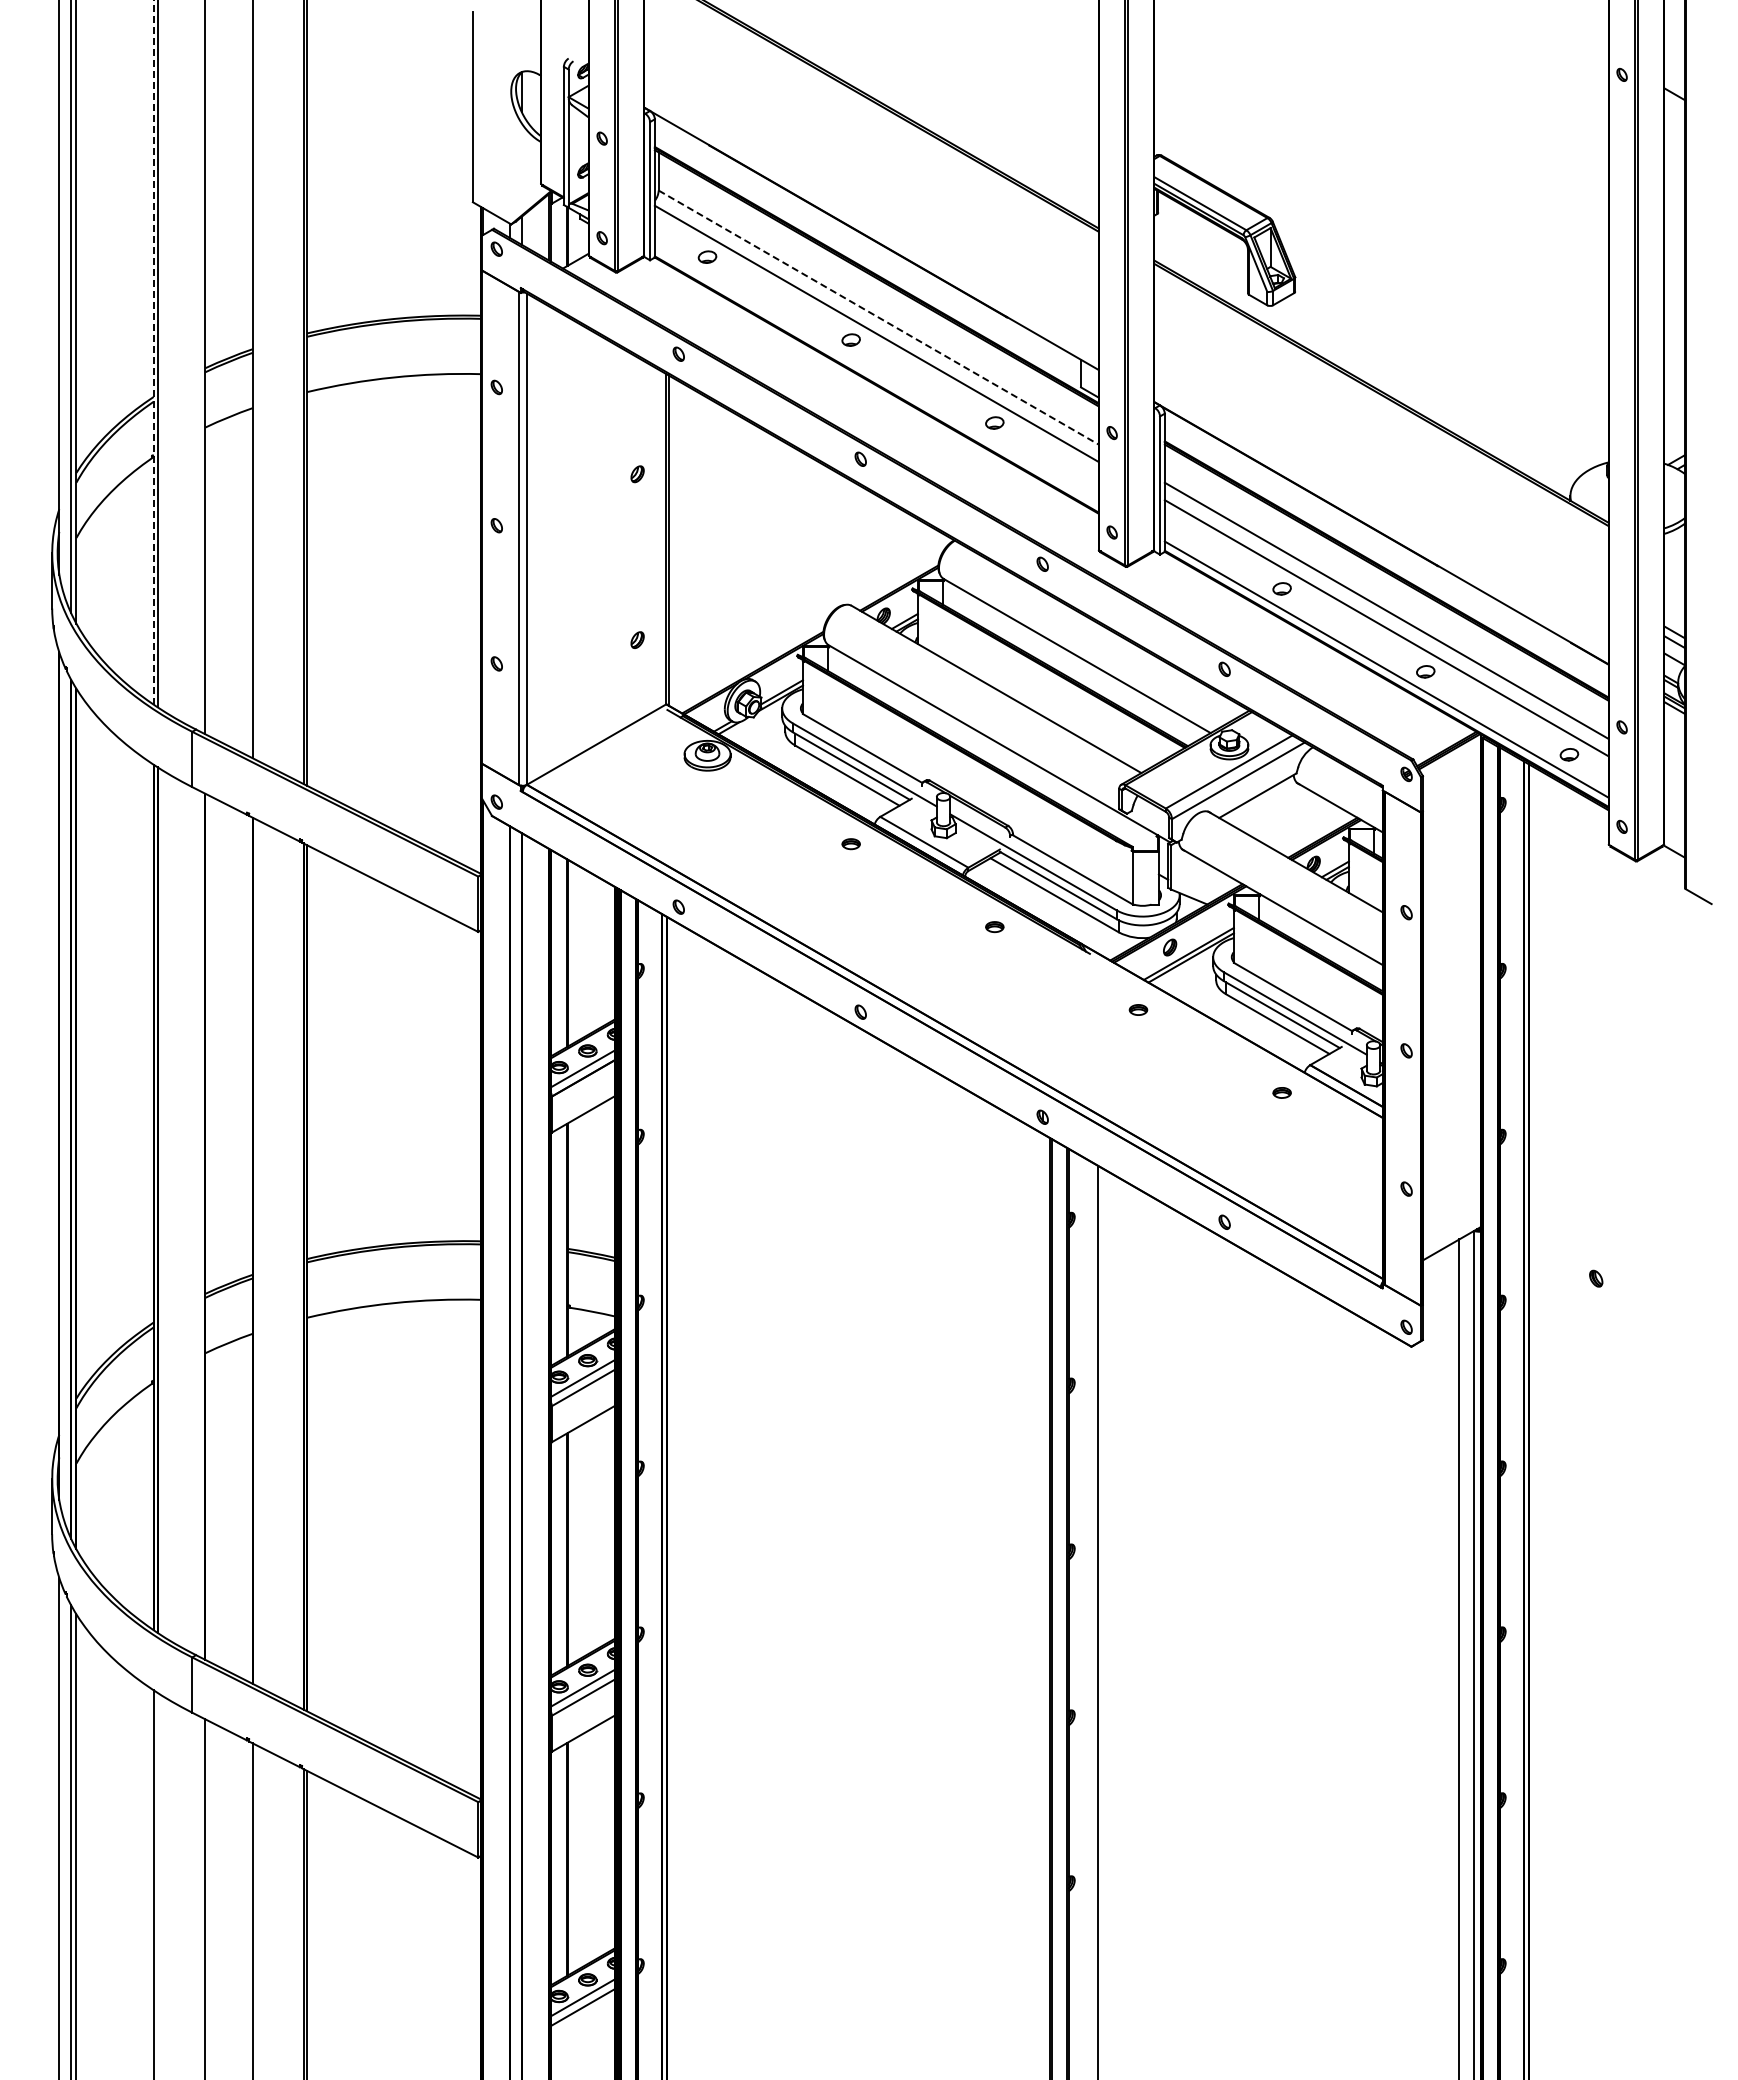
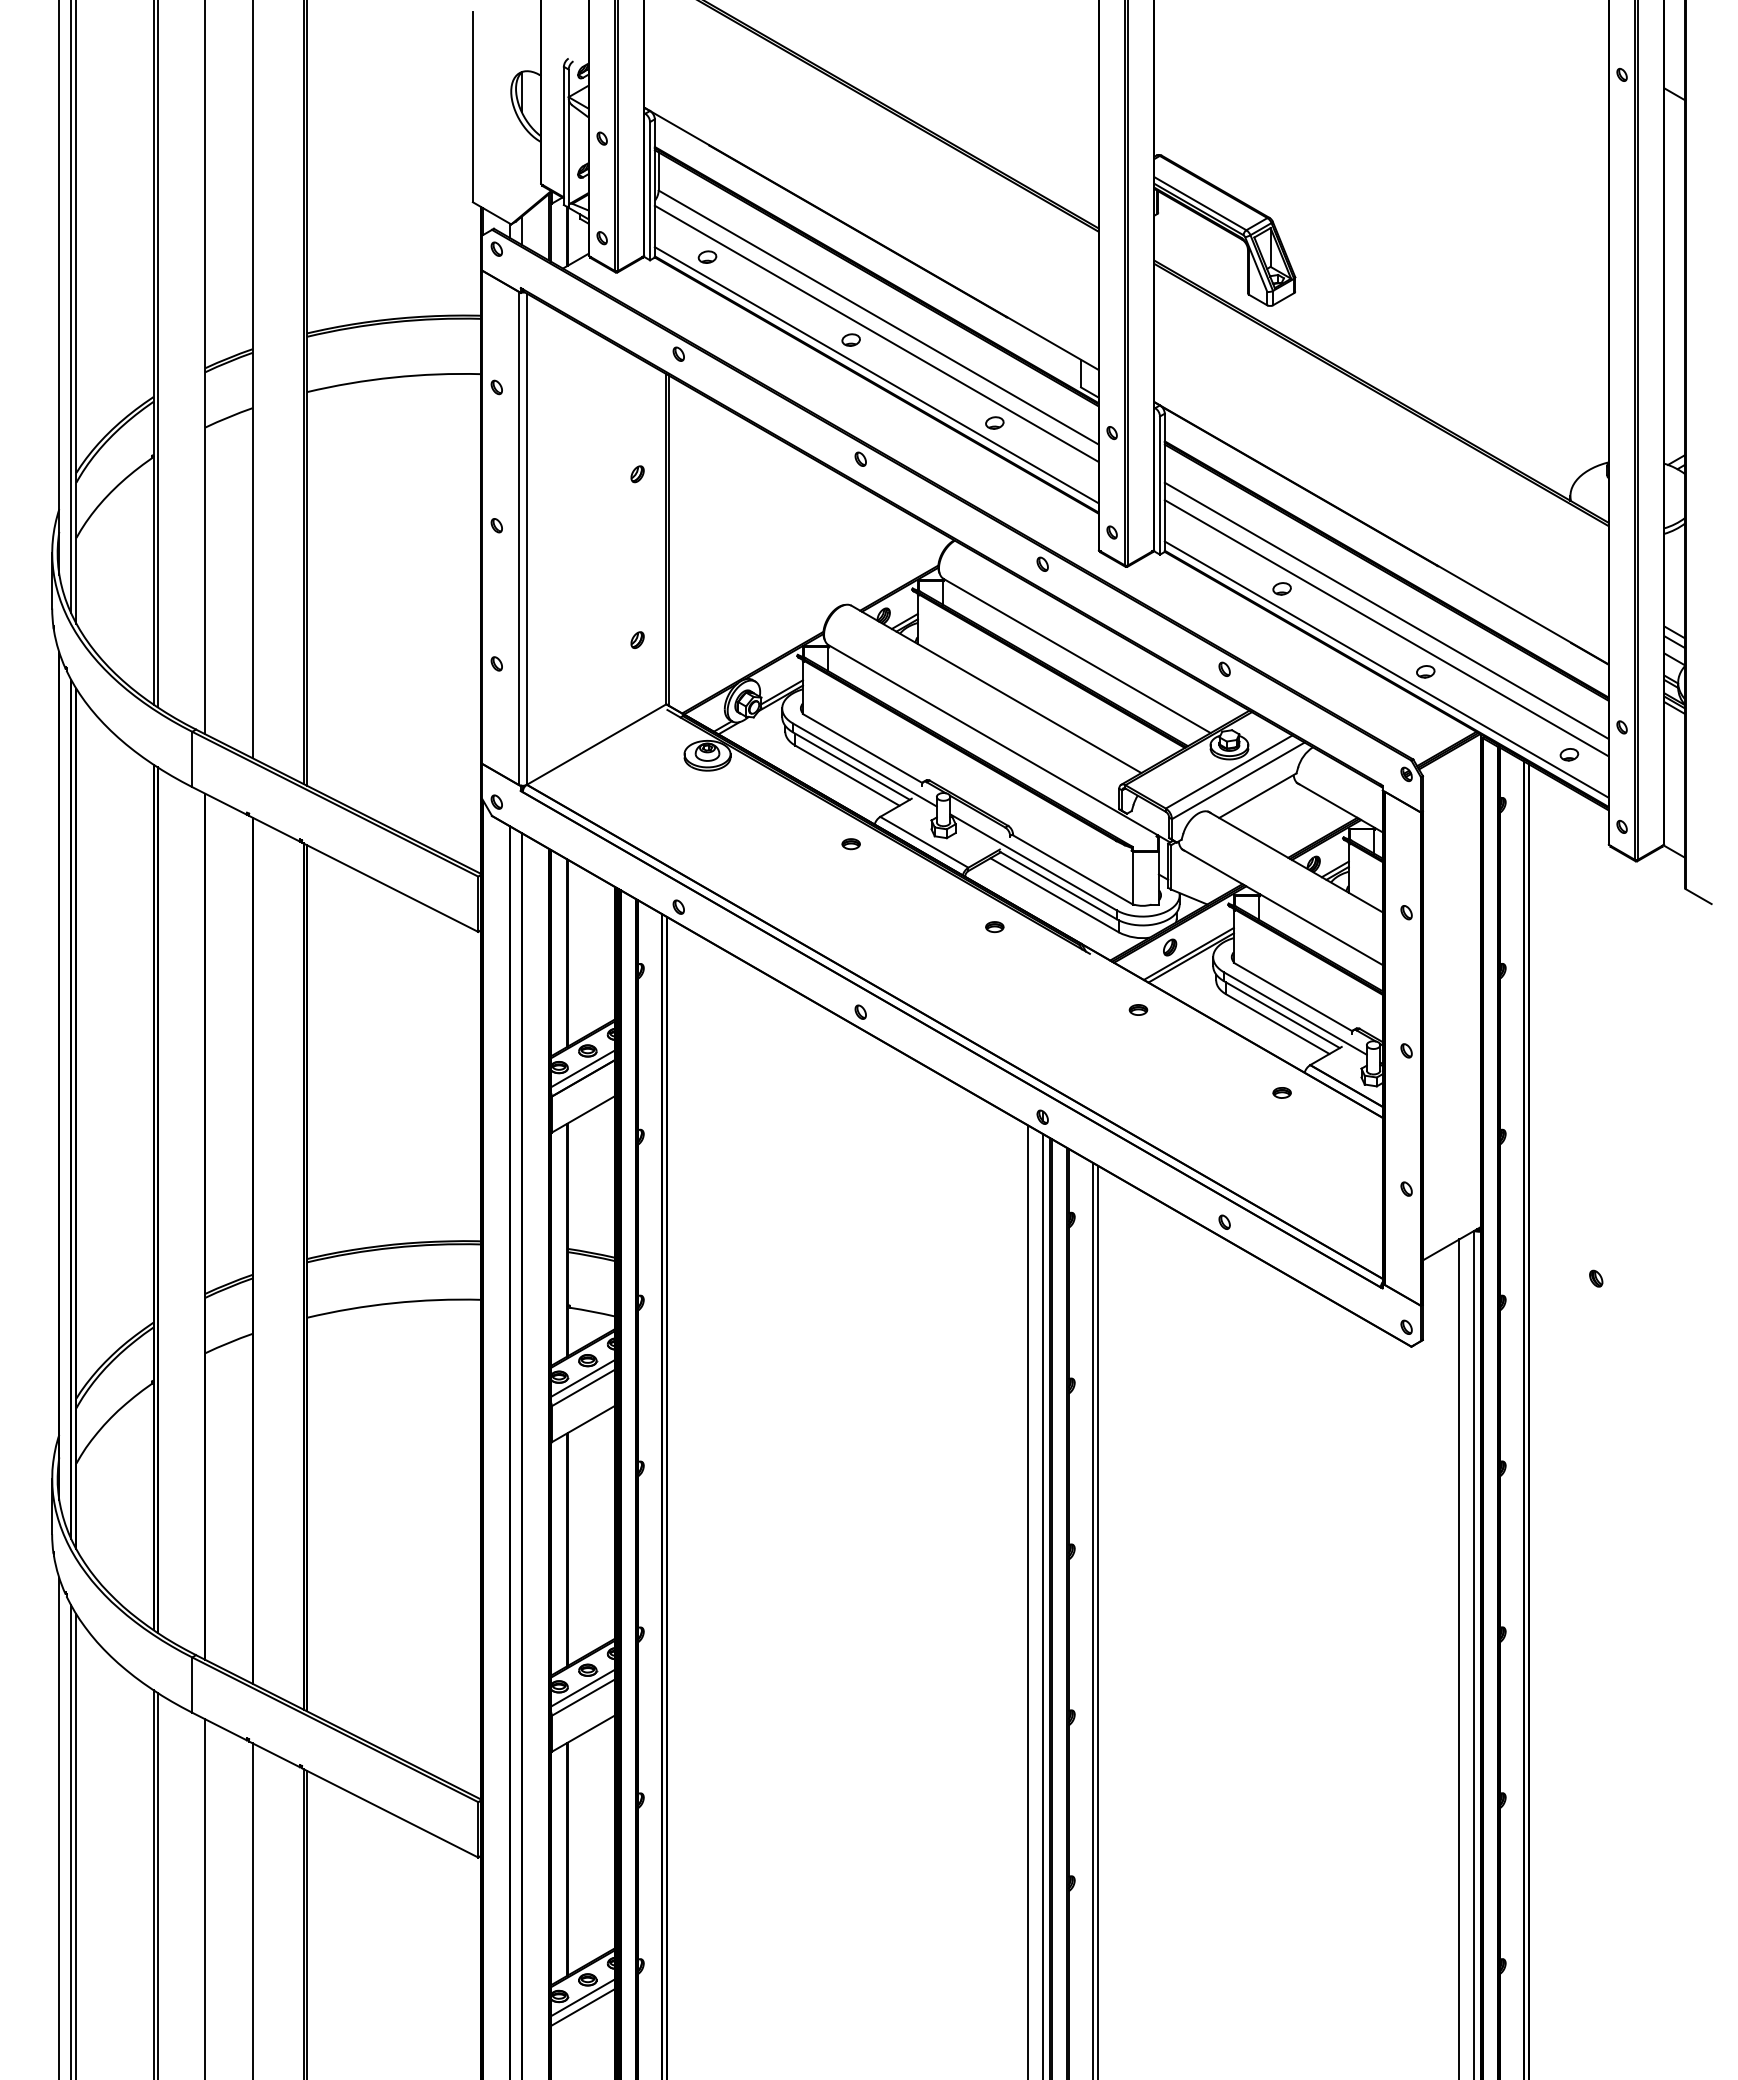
line: dashed -> solid (878, 317)
line: dashed -> solid (153, 351)
line: none -> present (876, 375)
line: none -> present (1028, 1600)
line: none -> present (1043, 1605)
line: none -> present (1093, 1619)
line: none -> present (157, 1884)
